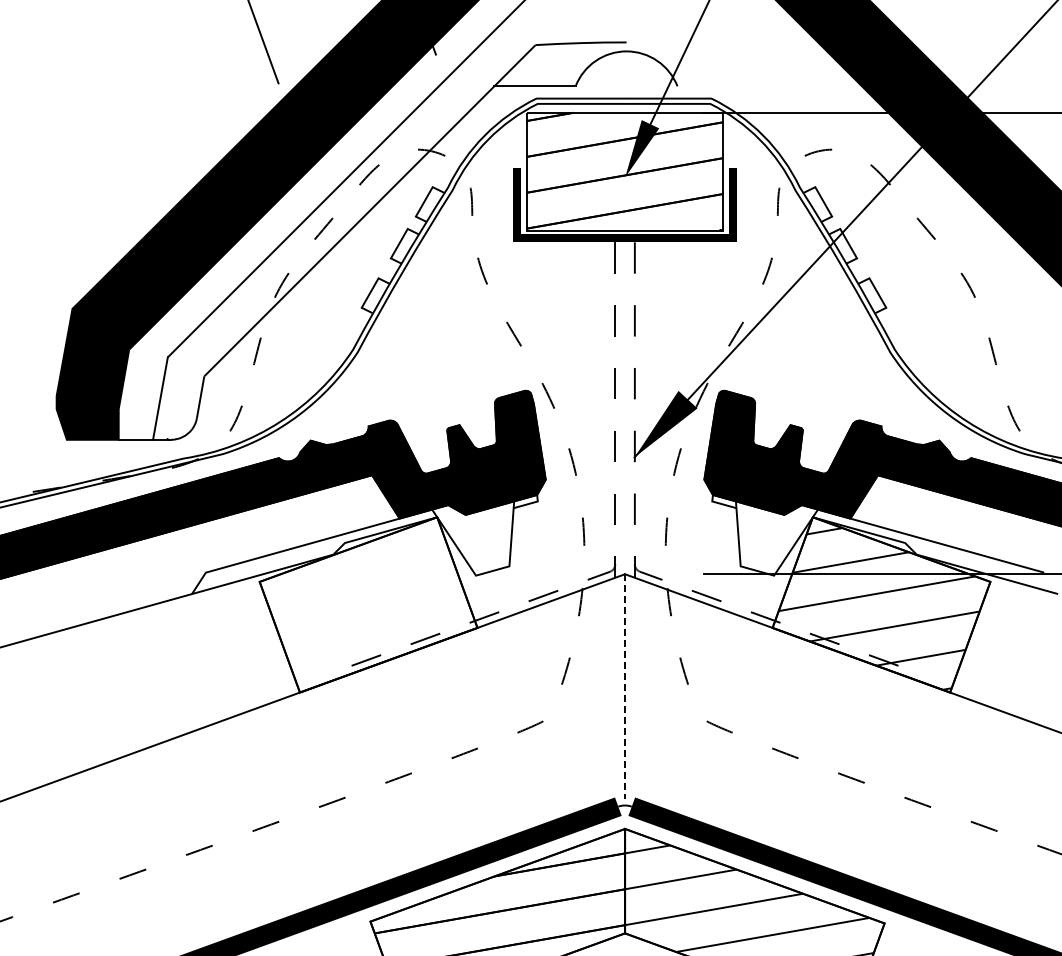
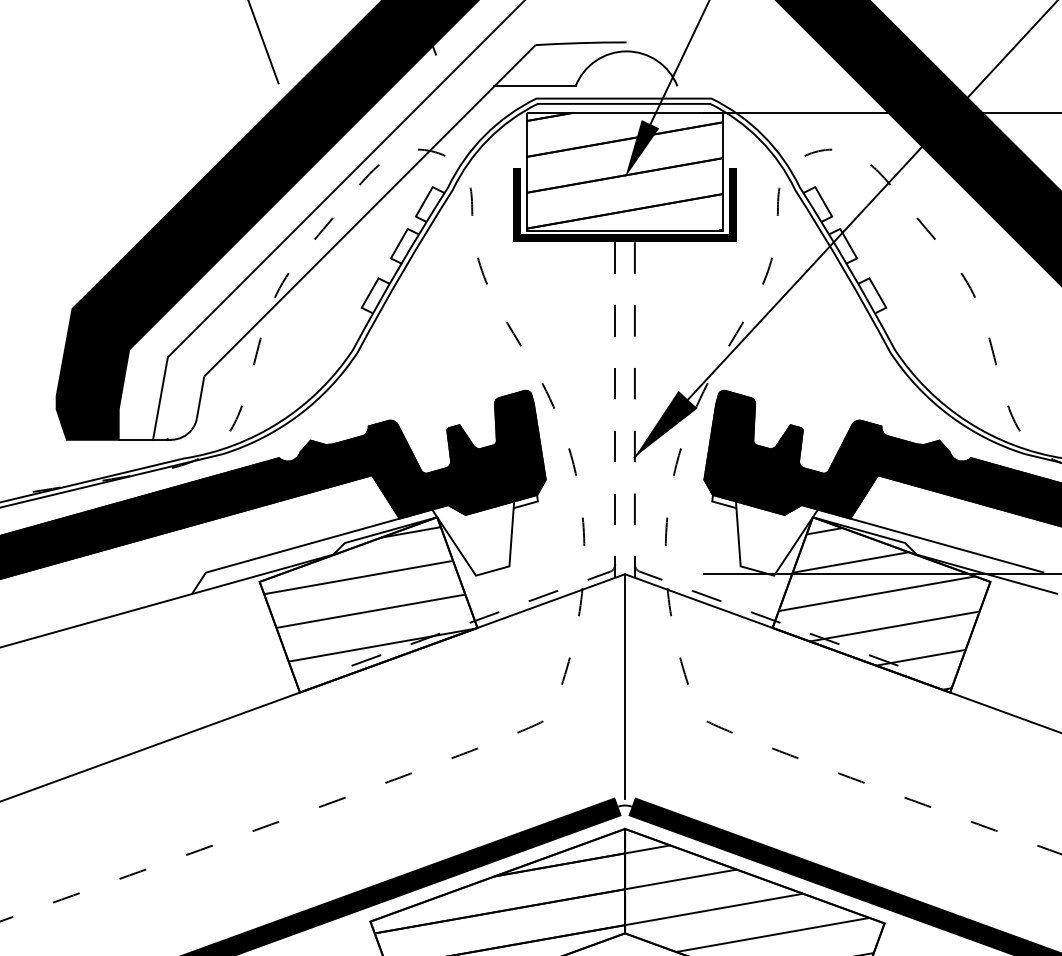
hatch: none -> present (369, 594)
line: dashed -> solid (625, 687)
